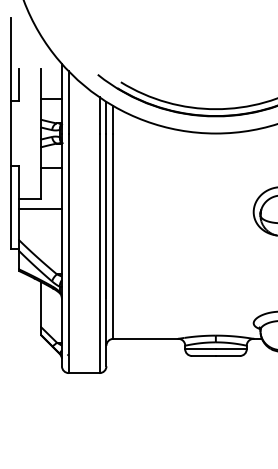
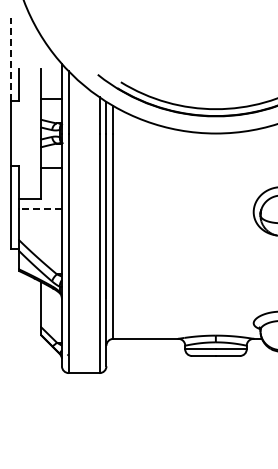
line: solid -> dashed (10, 59)
line: solid -> dashed (40, 208)
